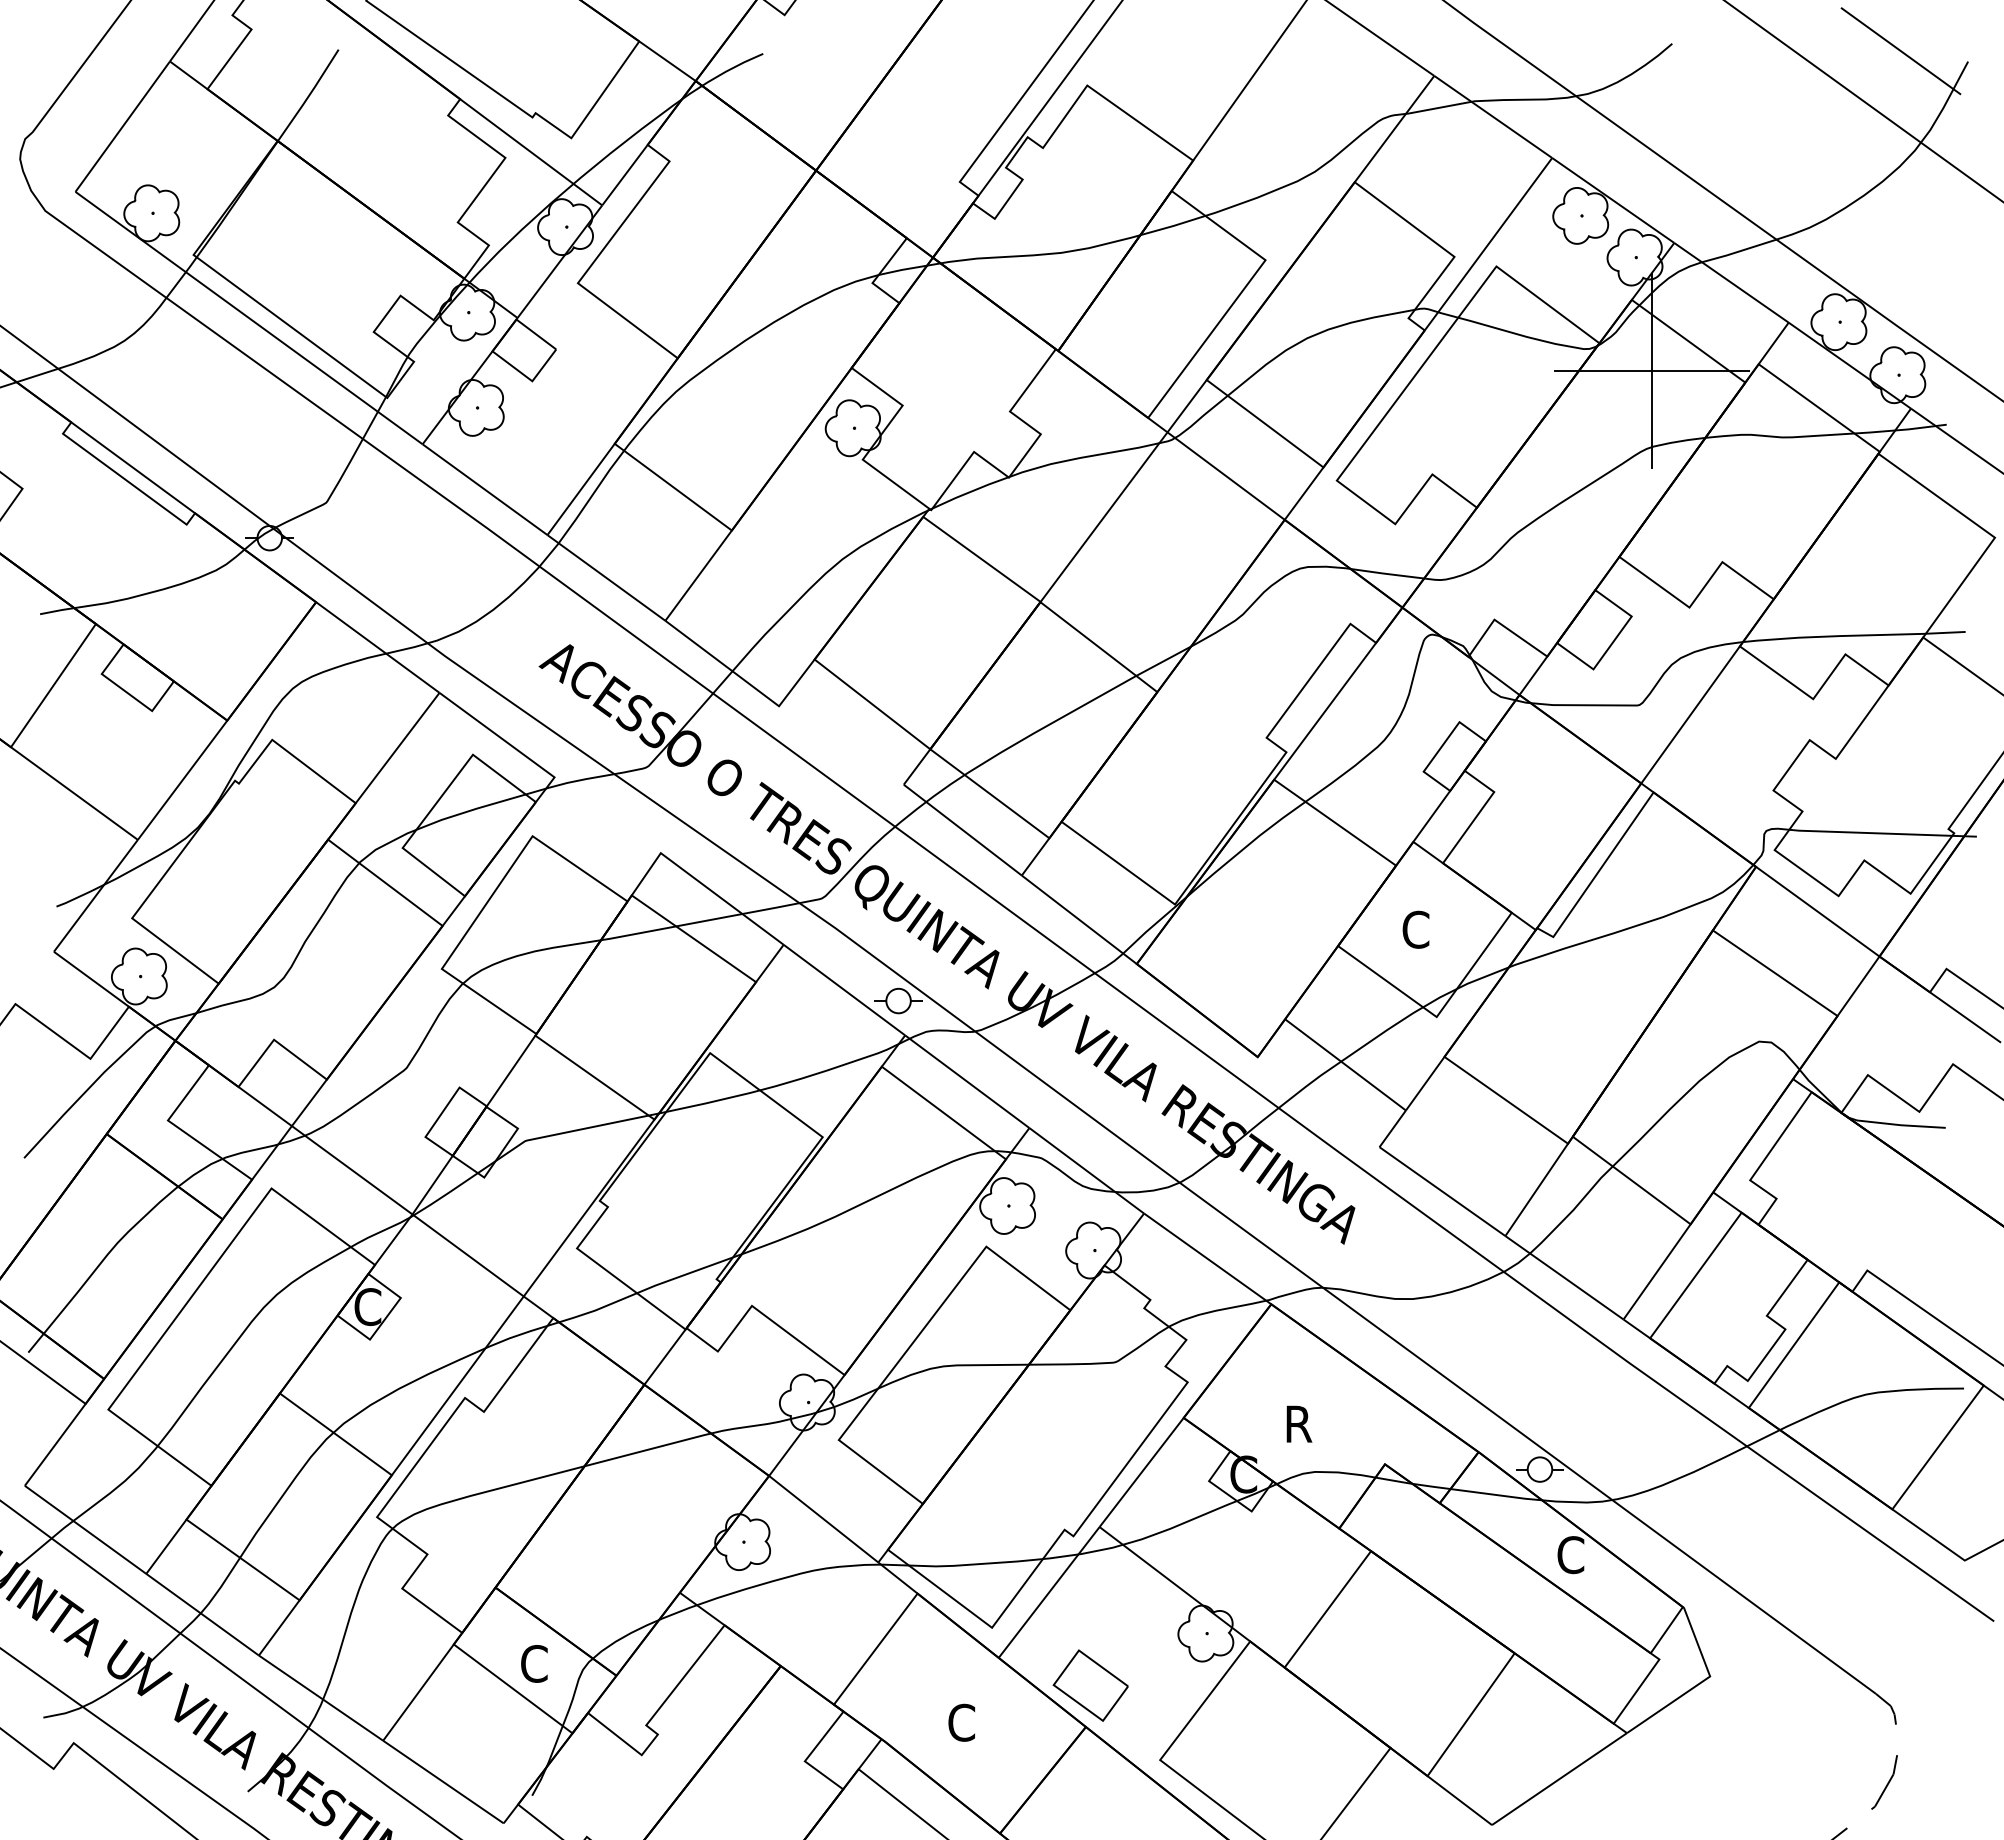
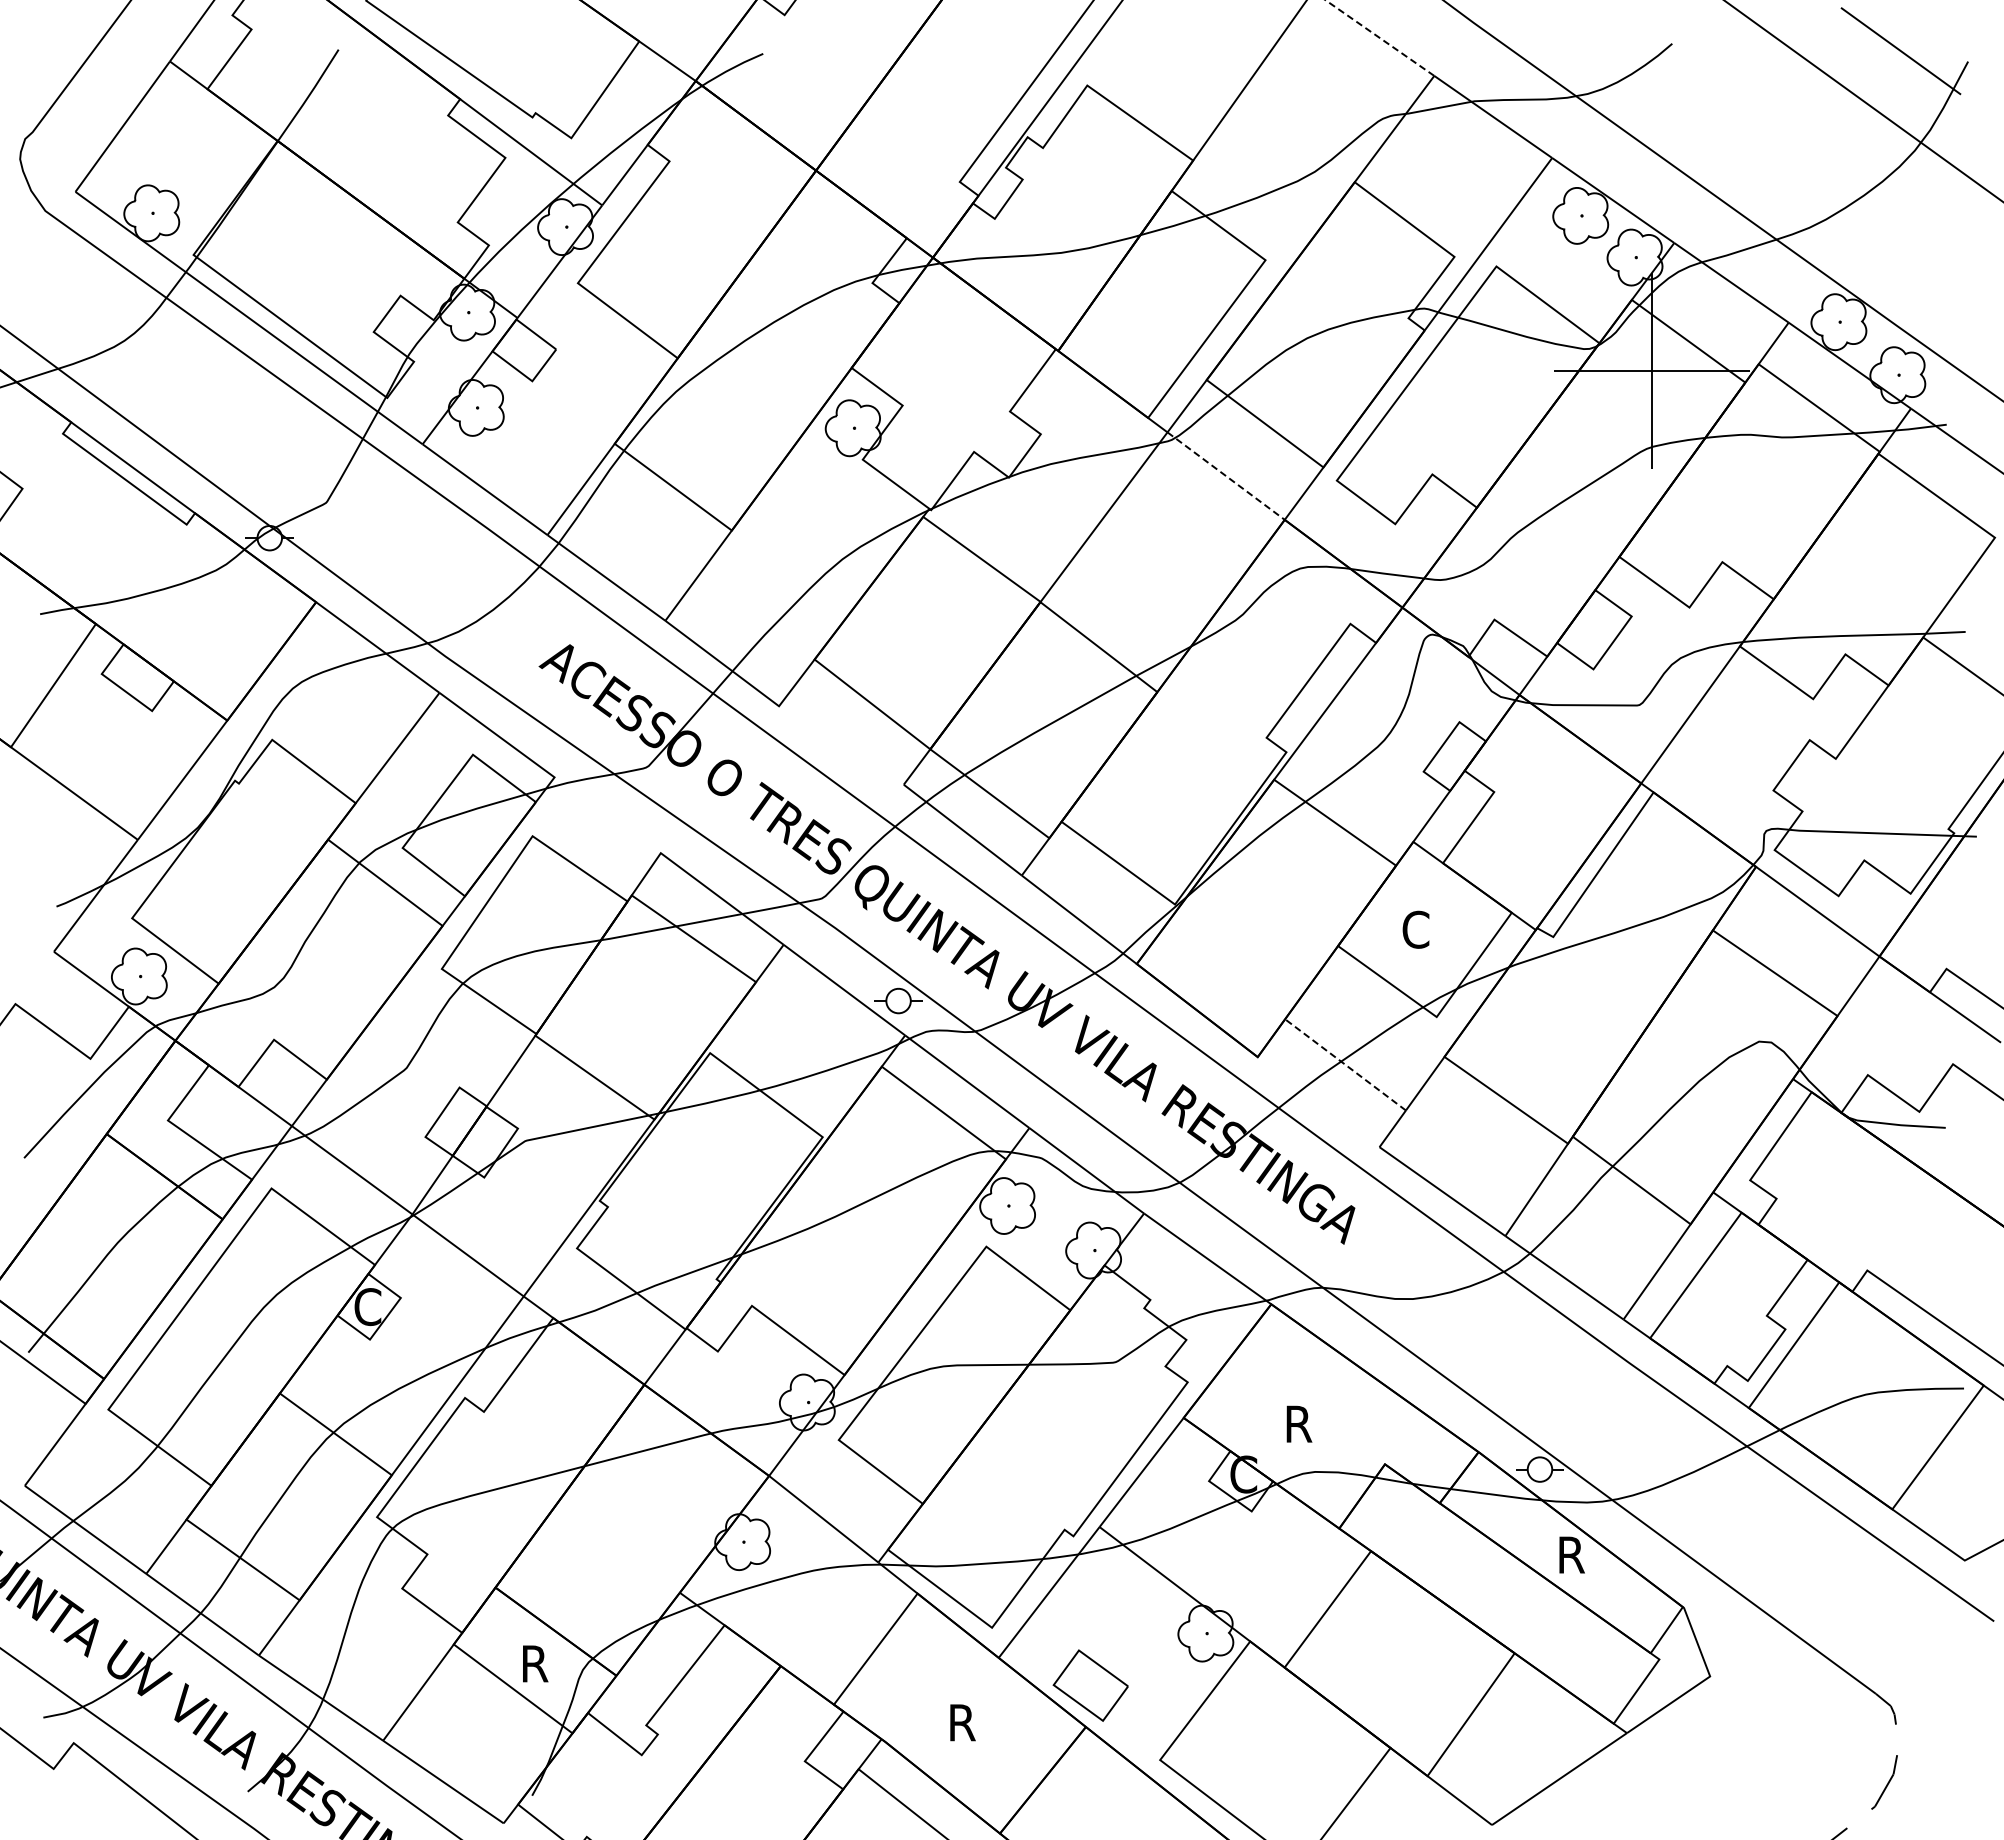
line: solid -> dashed (1379, 37)
line: solid -> dashed (1226, 476)
line: solid -> dashed (1345, 1064)
text: C -> R (1570, 1555)
text: C -> R (534, 1663)
text: C -> R (961, 1722)
